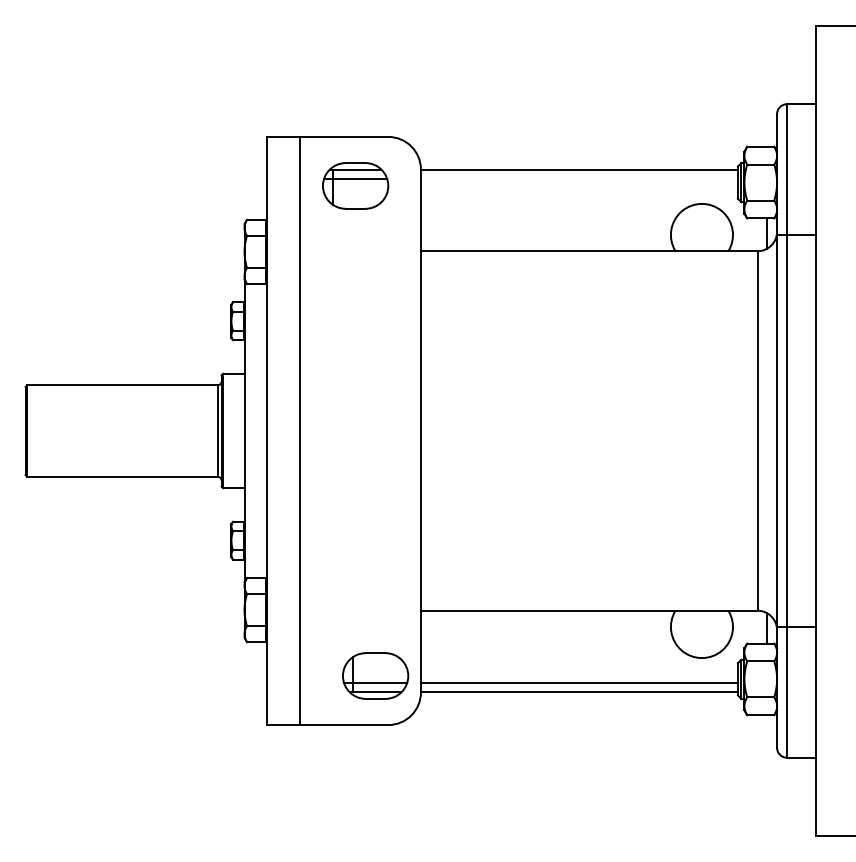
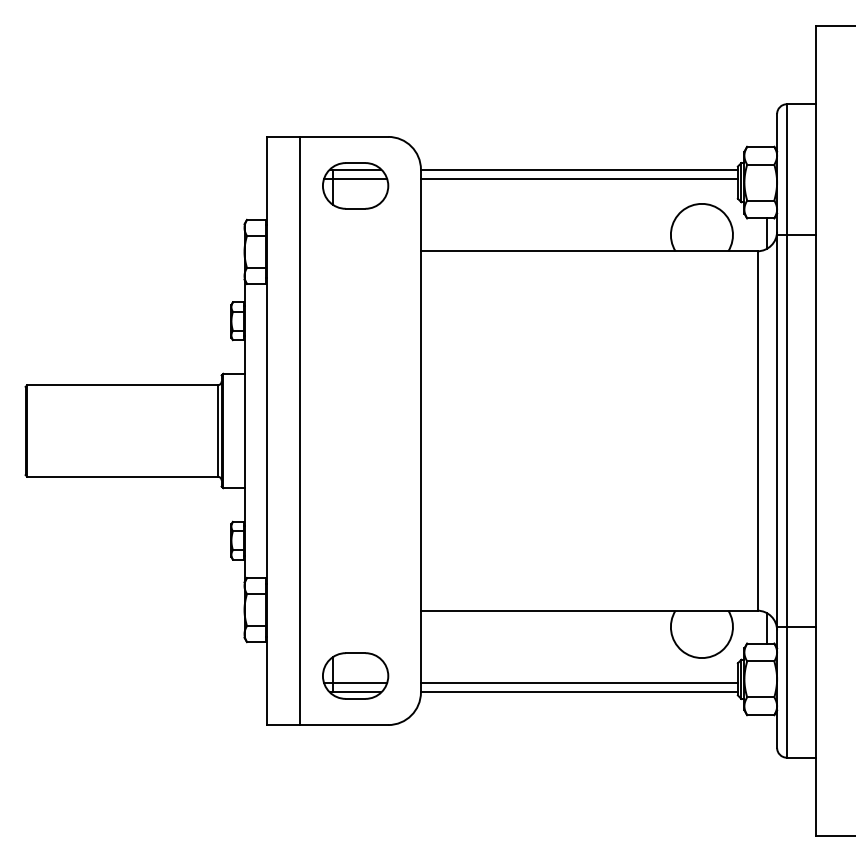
line: none -> present (578, 179)
part position: (375, 675) -> (355, 675) (355, 675)
